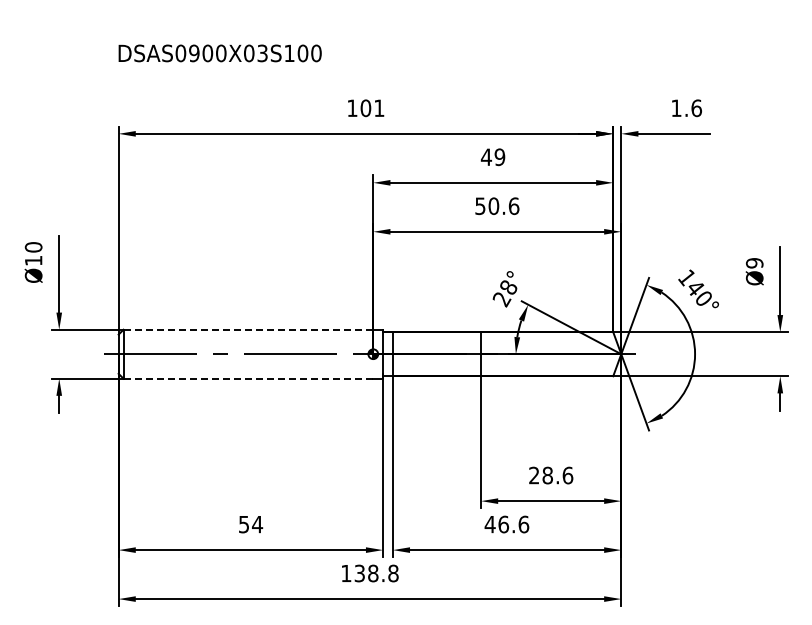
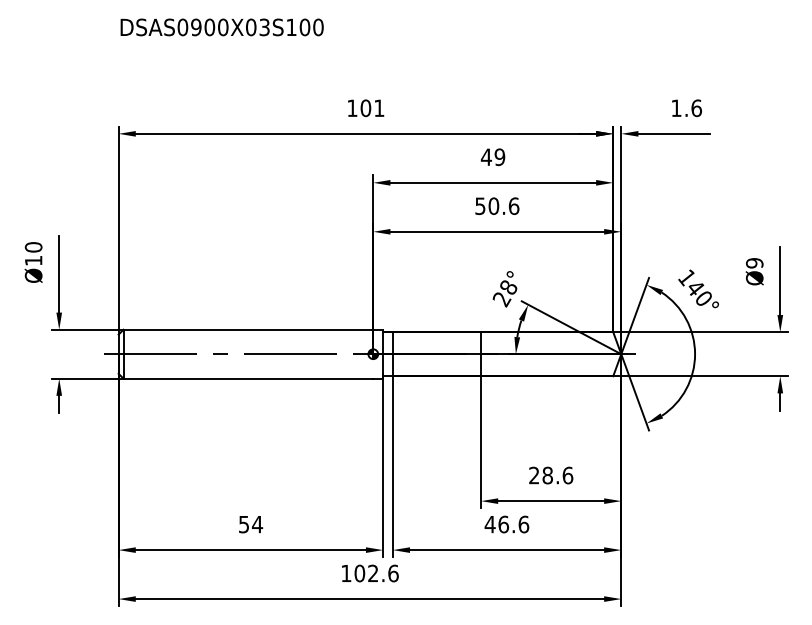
text position: (219, 53) -> (221, 27) (221, 27)
line: dashed -> solid (248, 329)
line: dashed -> solid (248, 378)
text: 138.8 -> 102.6 (376, 573)
